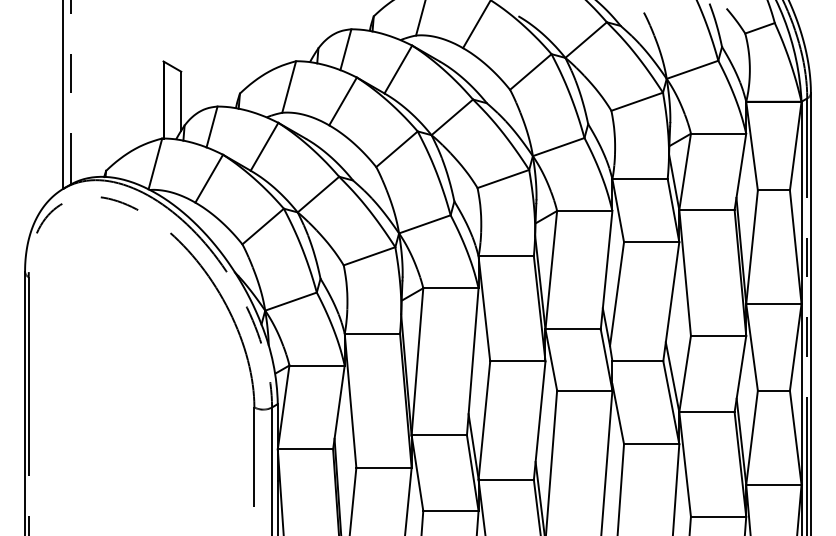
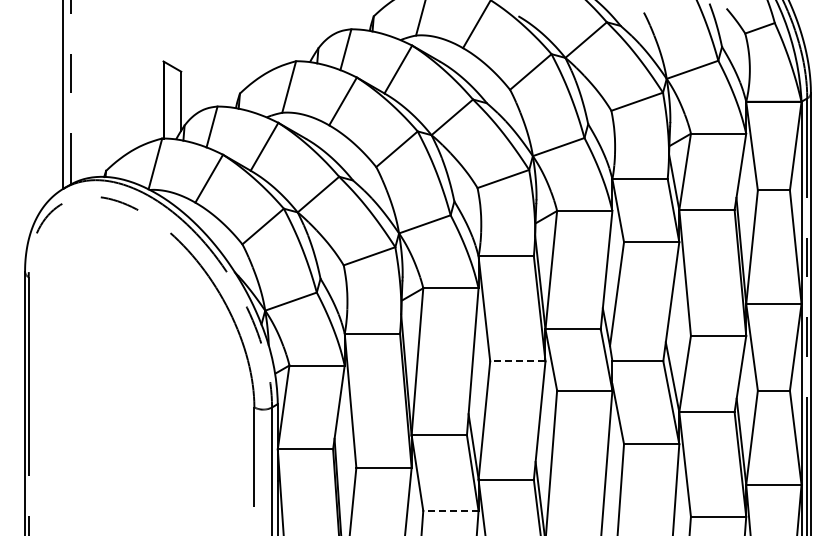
line: solid -> dashed (517, 361)
line: solid -> dashed (450, 510)
